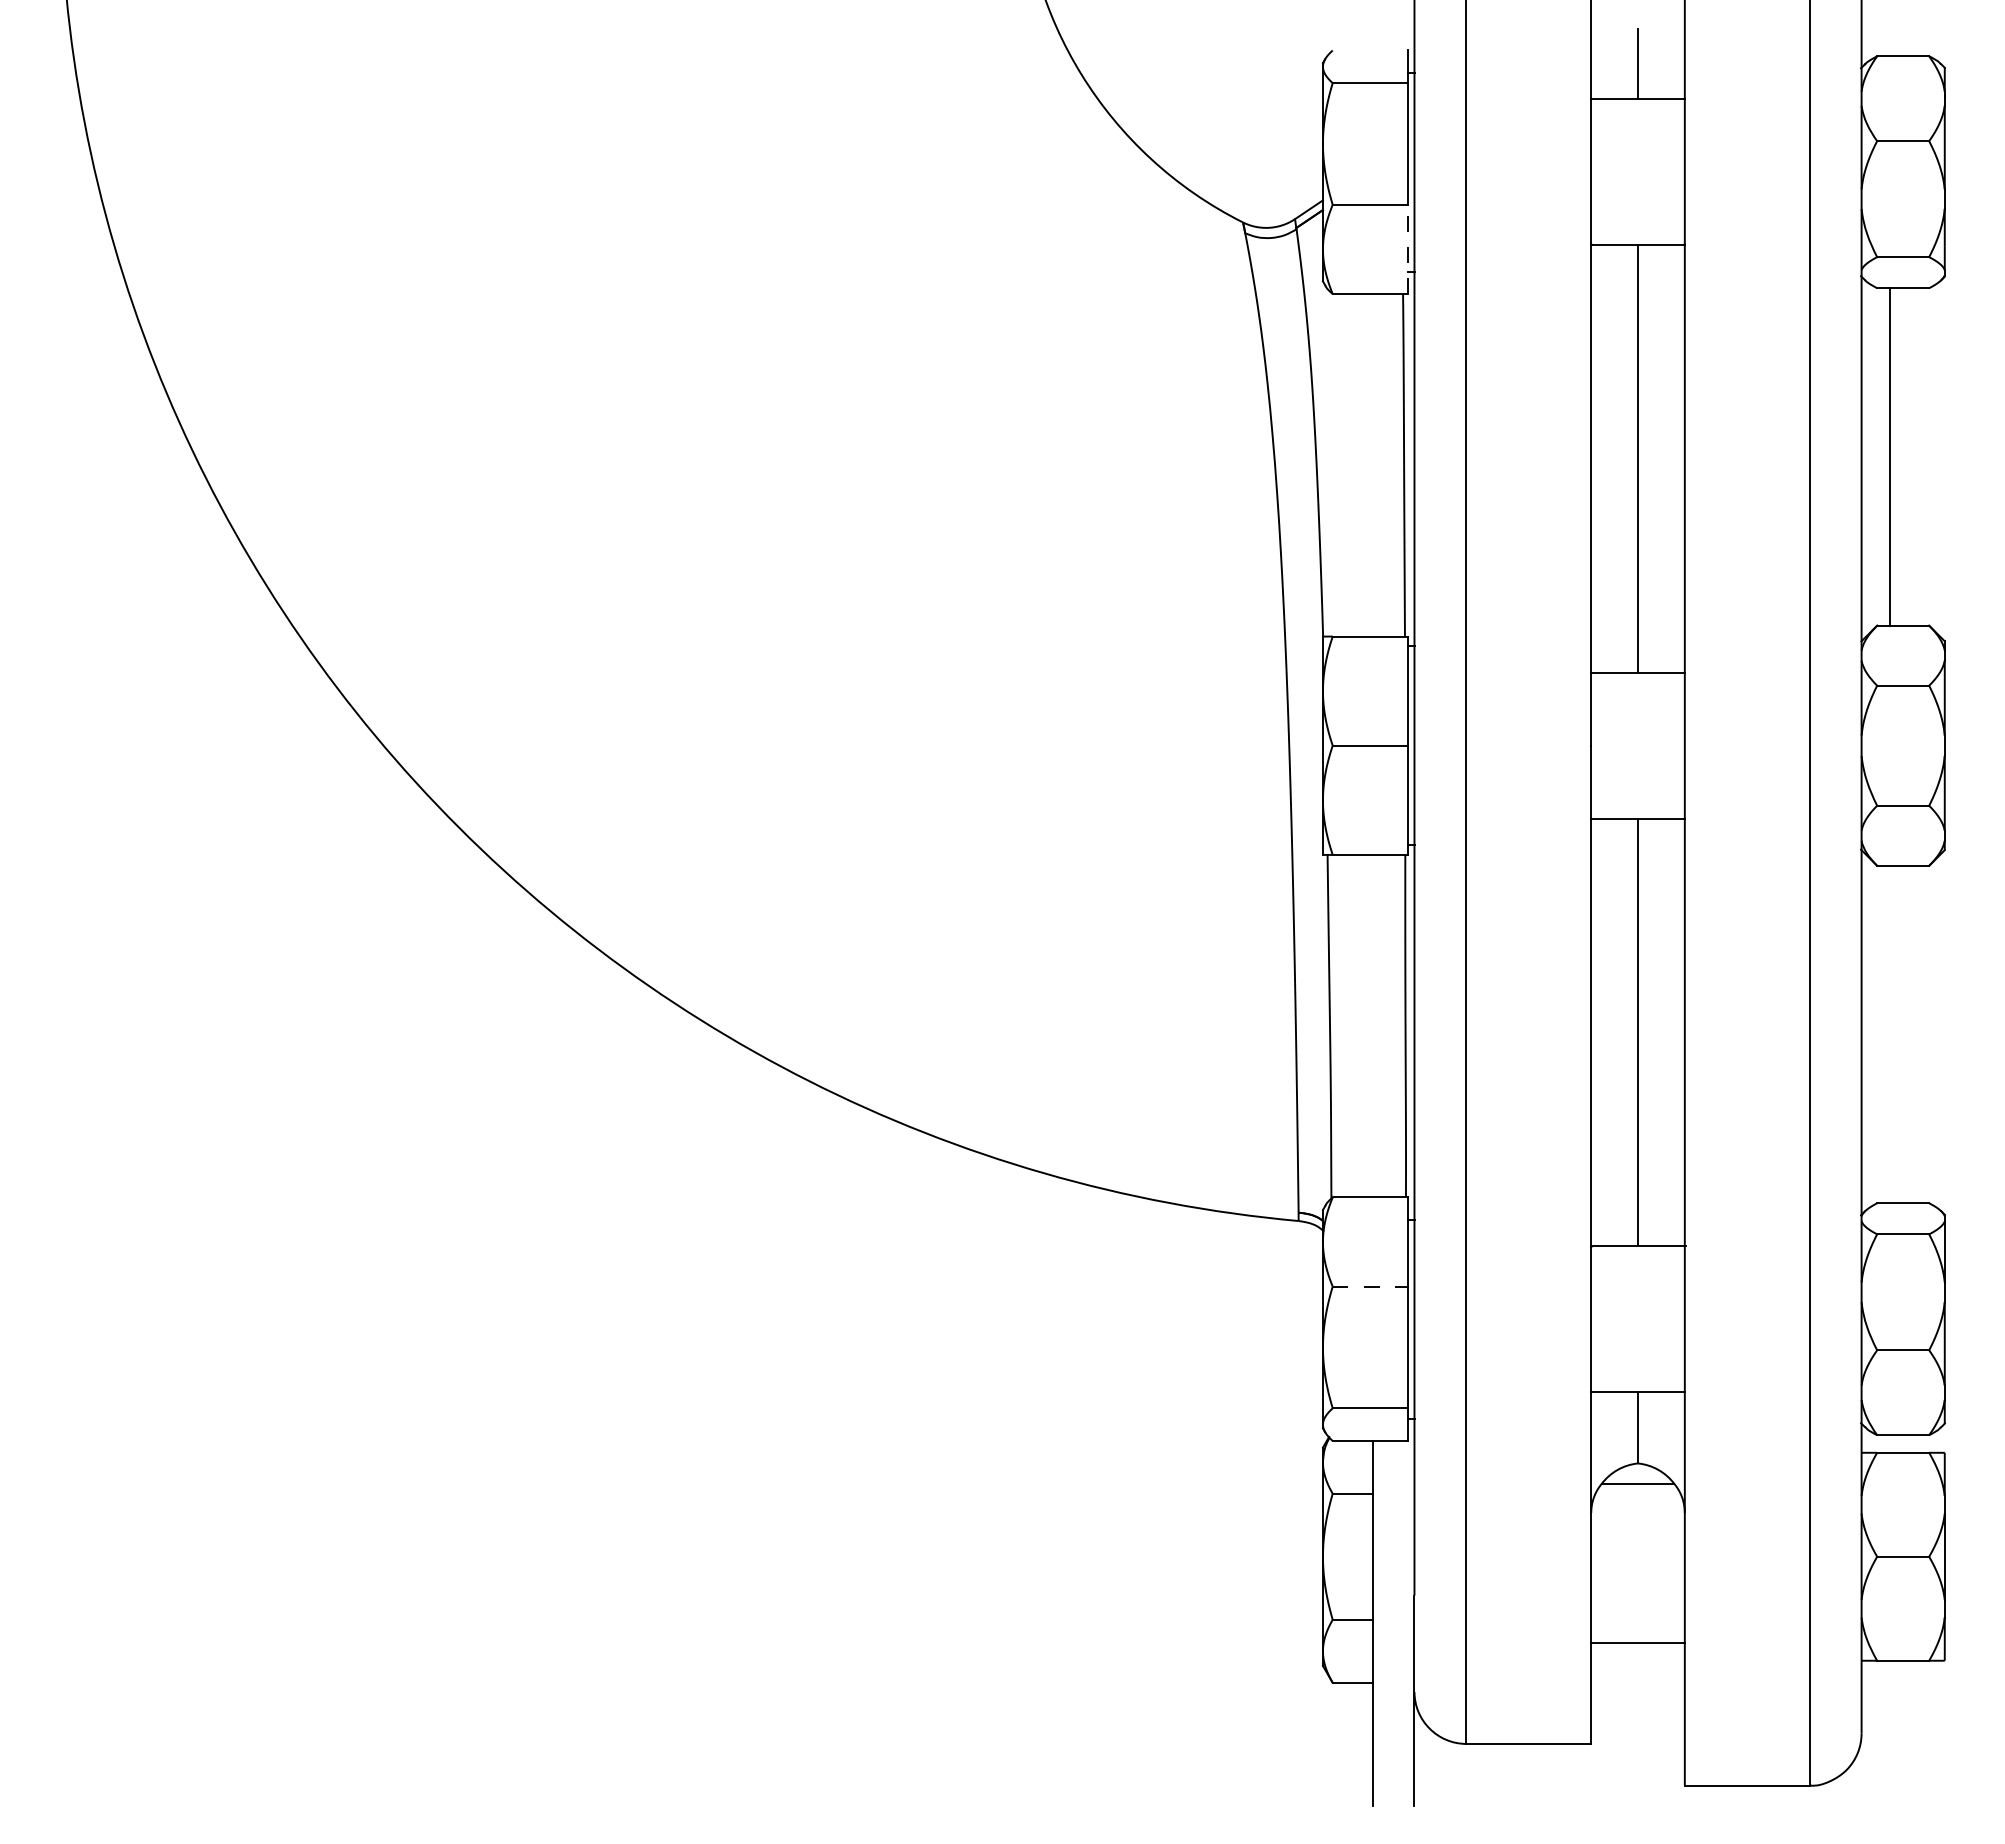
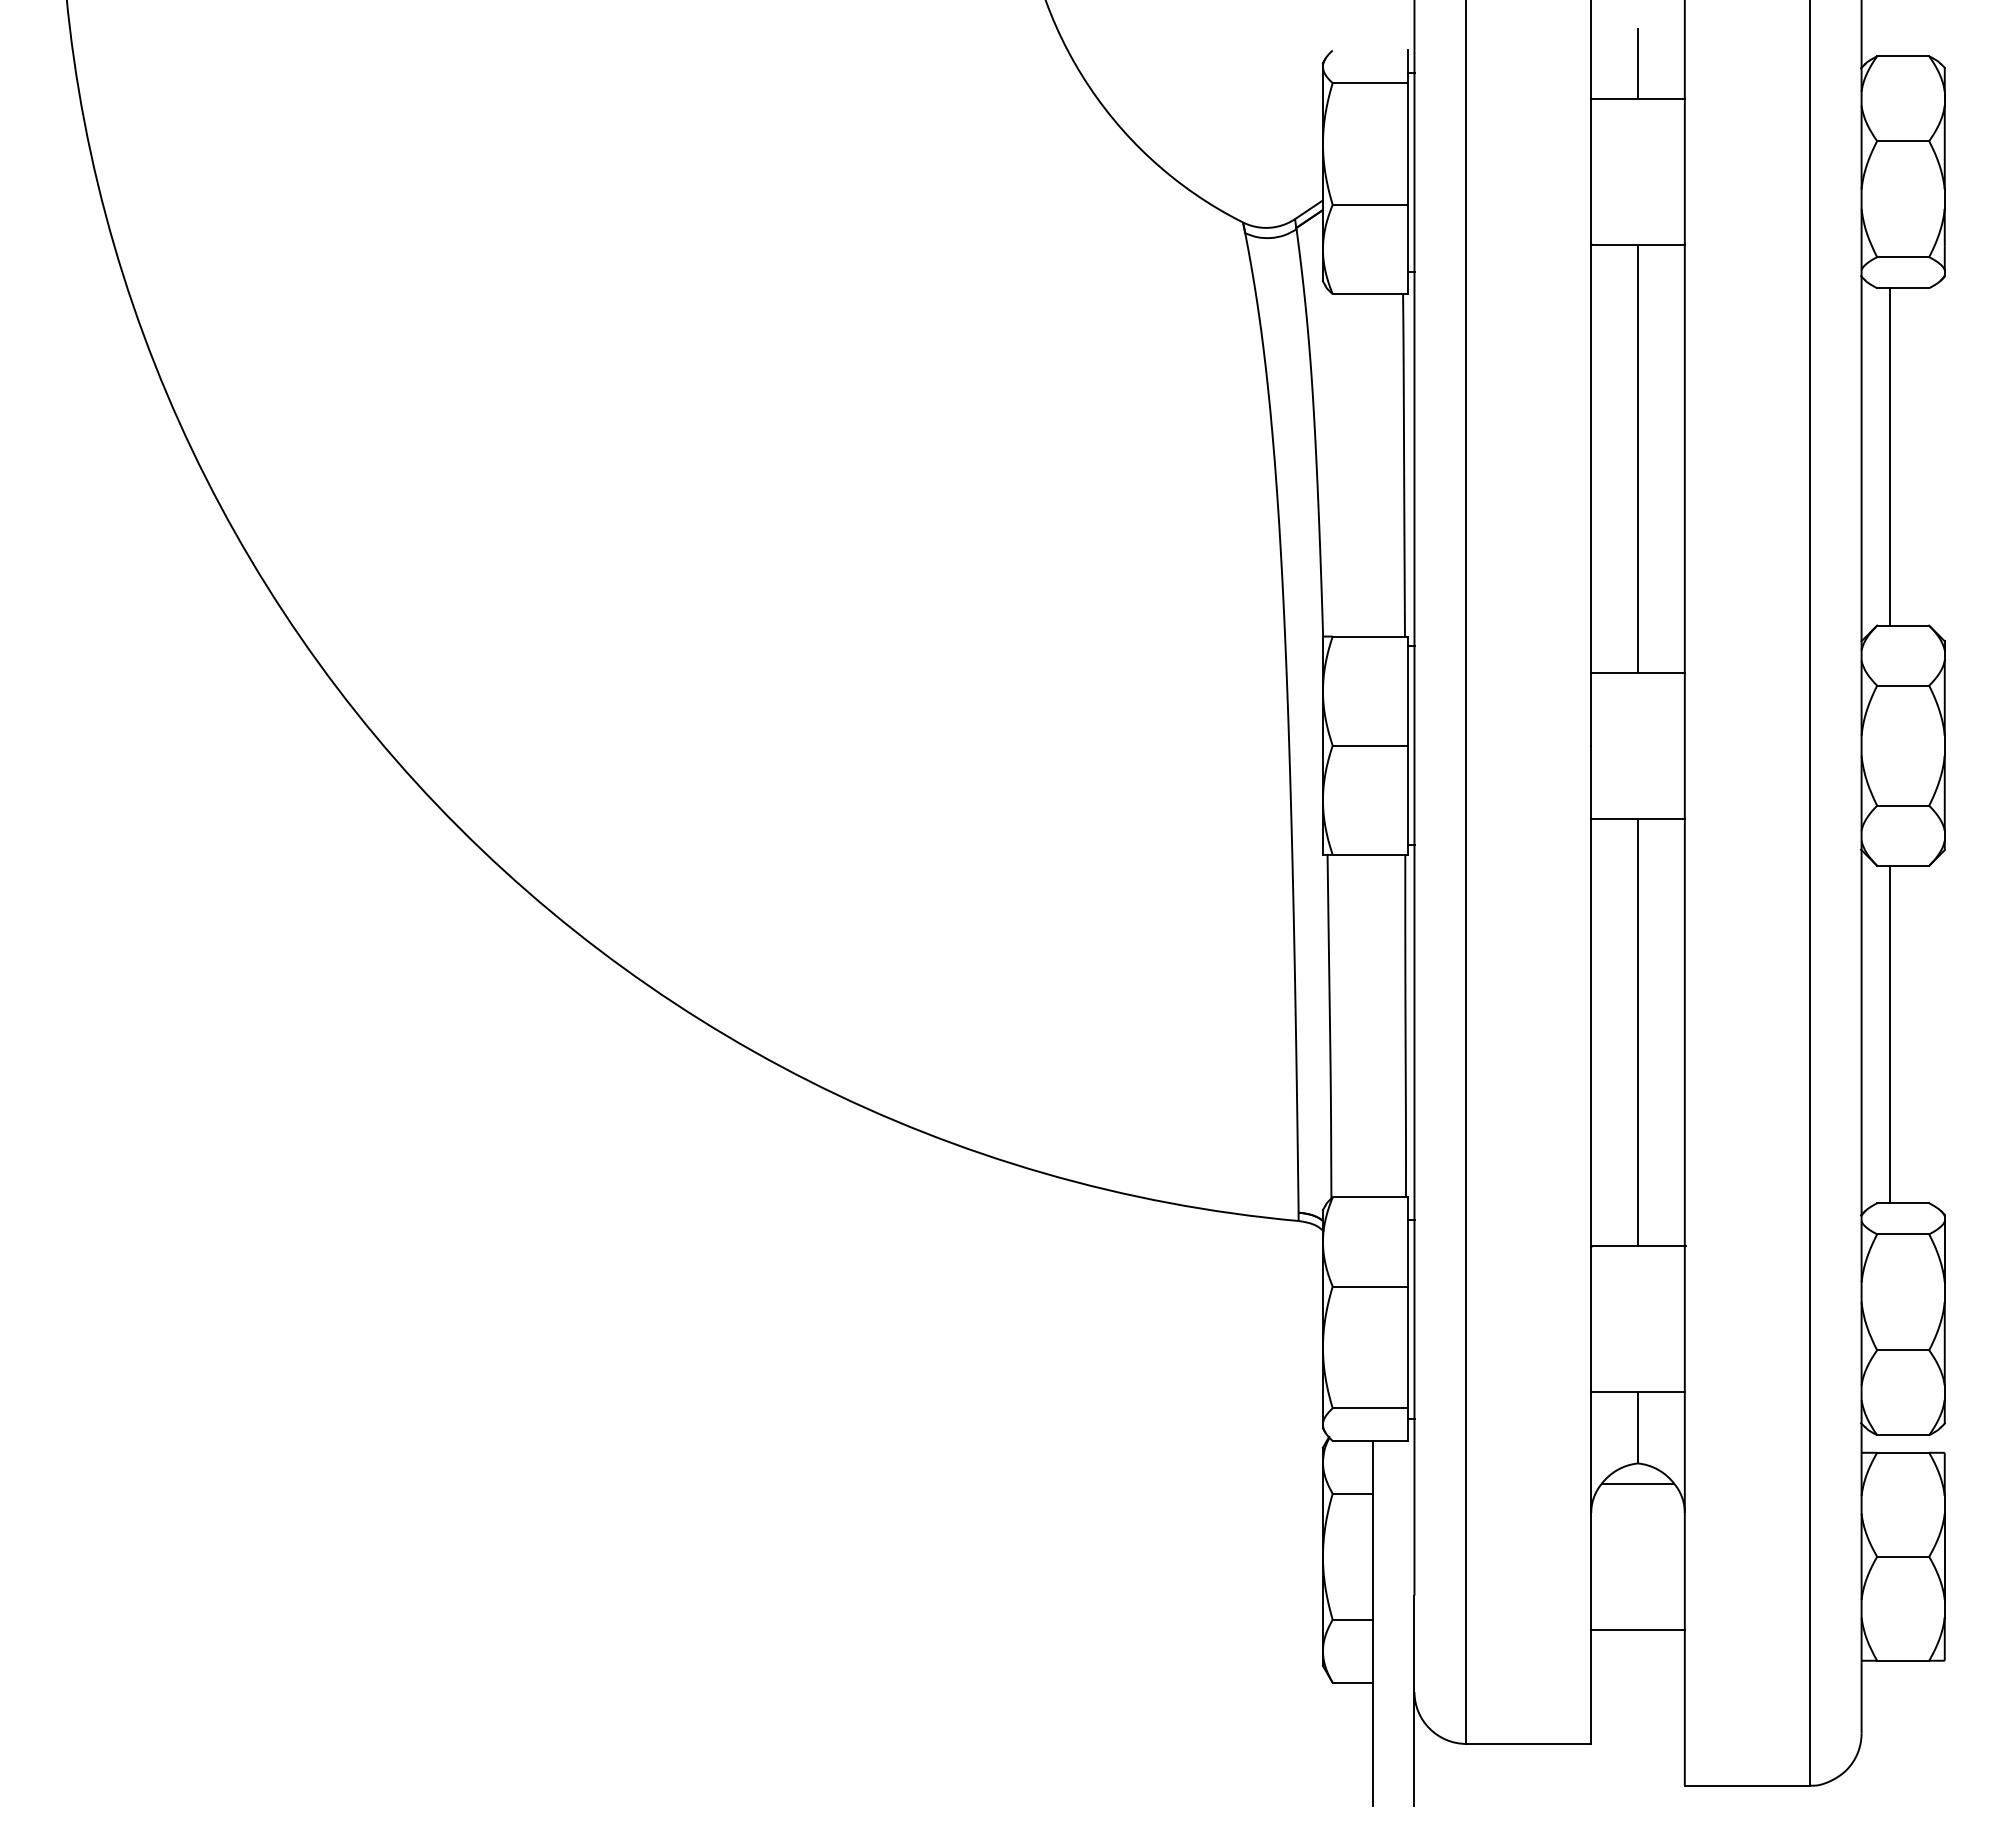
line: dashed -> solid (1408, 249)
line: none -> present (1889, 1034)
line: dashed -> solid (1370, 1286)
line position: (1637, 1642) -> (1637, 1629) (1637, 1629)
